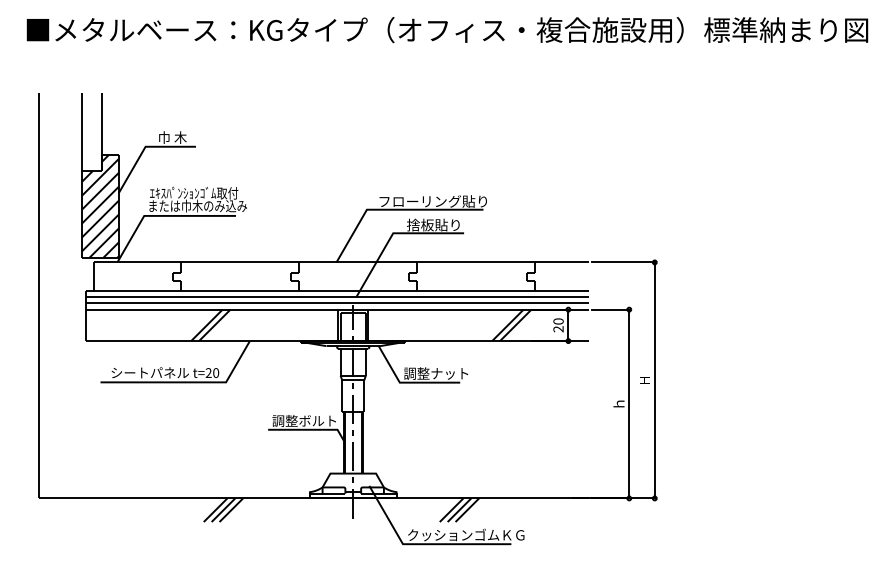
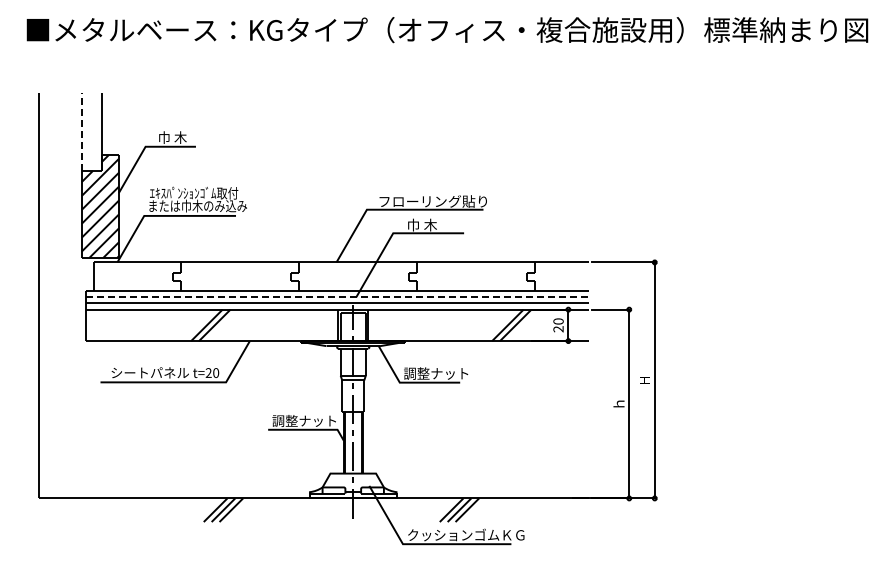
line: solid -> dashed (81, 132)
text: 捨板貼り -> 巾 木 (433, 224)
line: solid -> dashed (337, 297)
text: 調整ボルト -> 調整ナット (311, 420)
